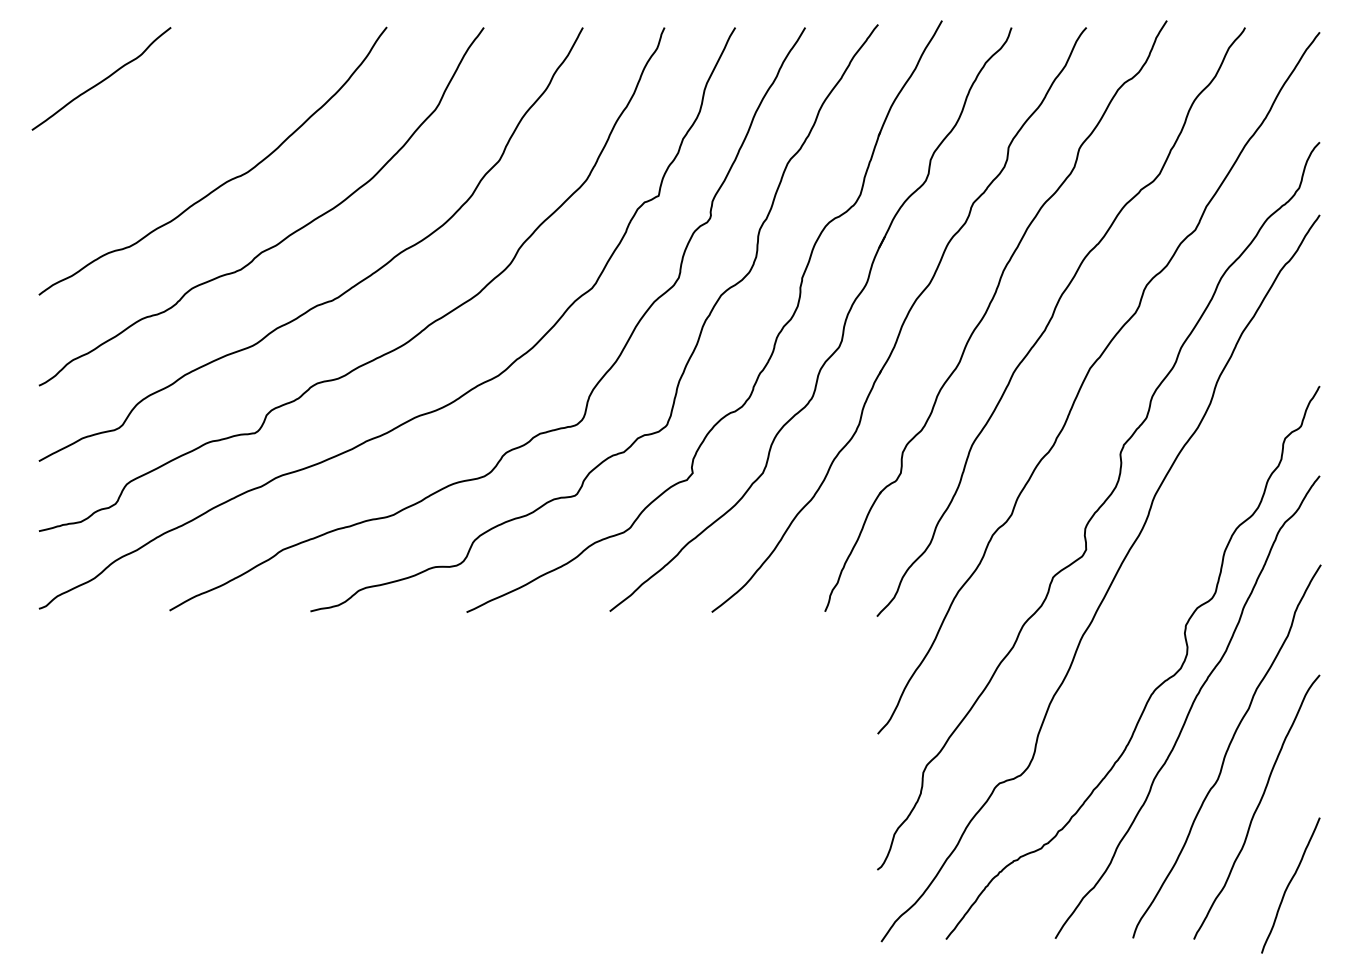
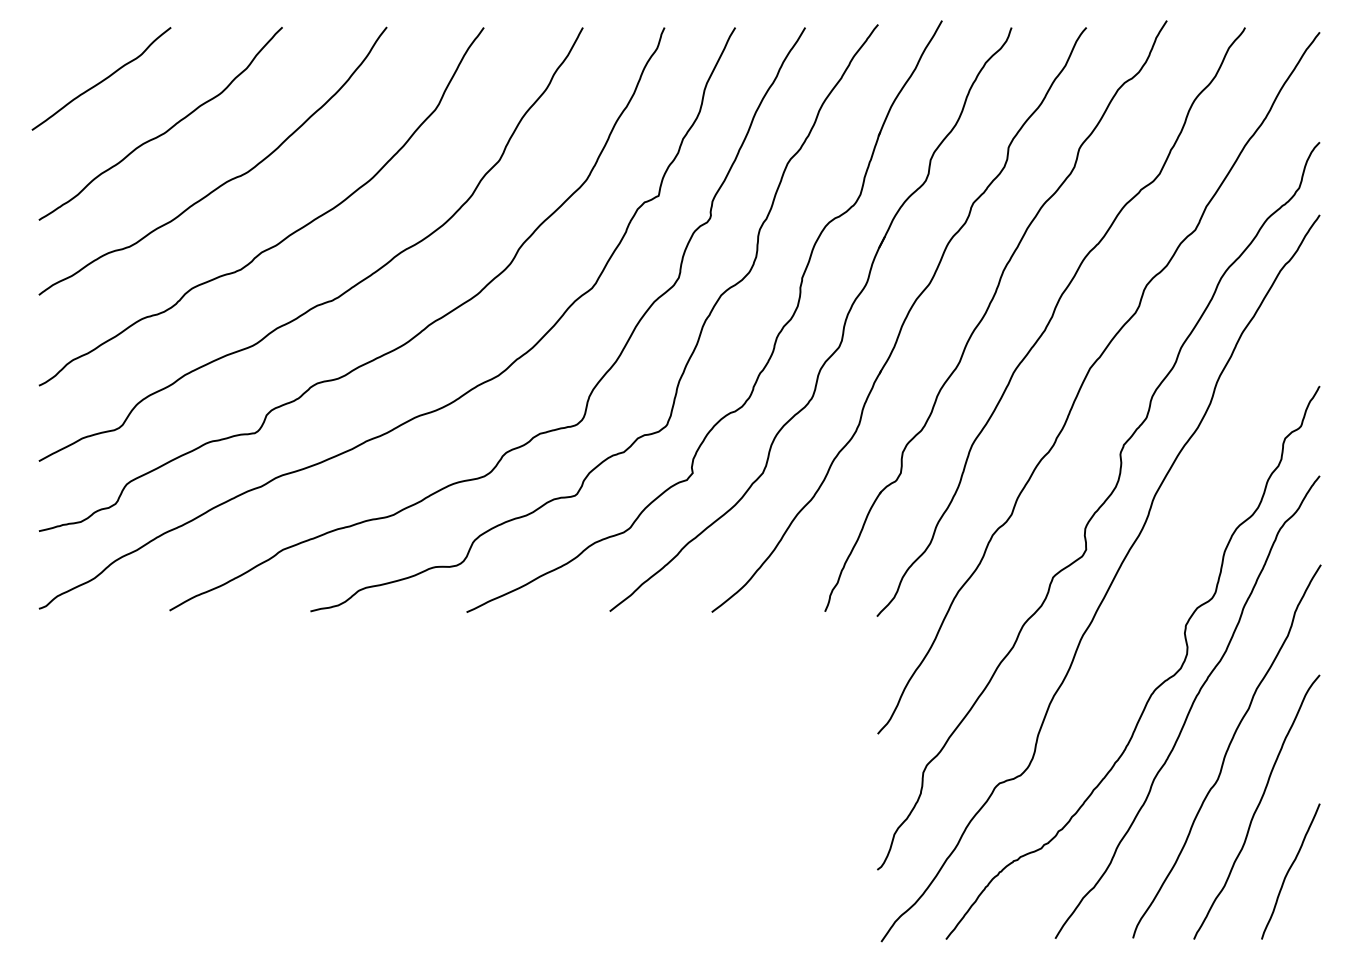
curve: none -> present (167, 129)
curve position: (1289, 885) -> (1289, 871) (1289, 871)
